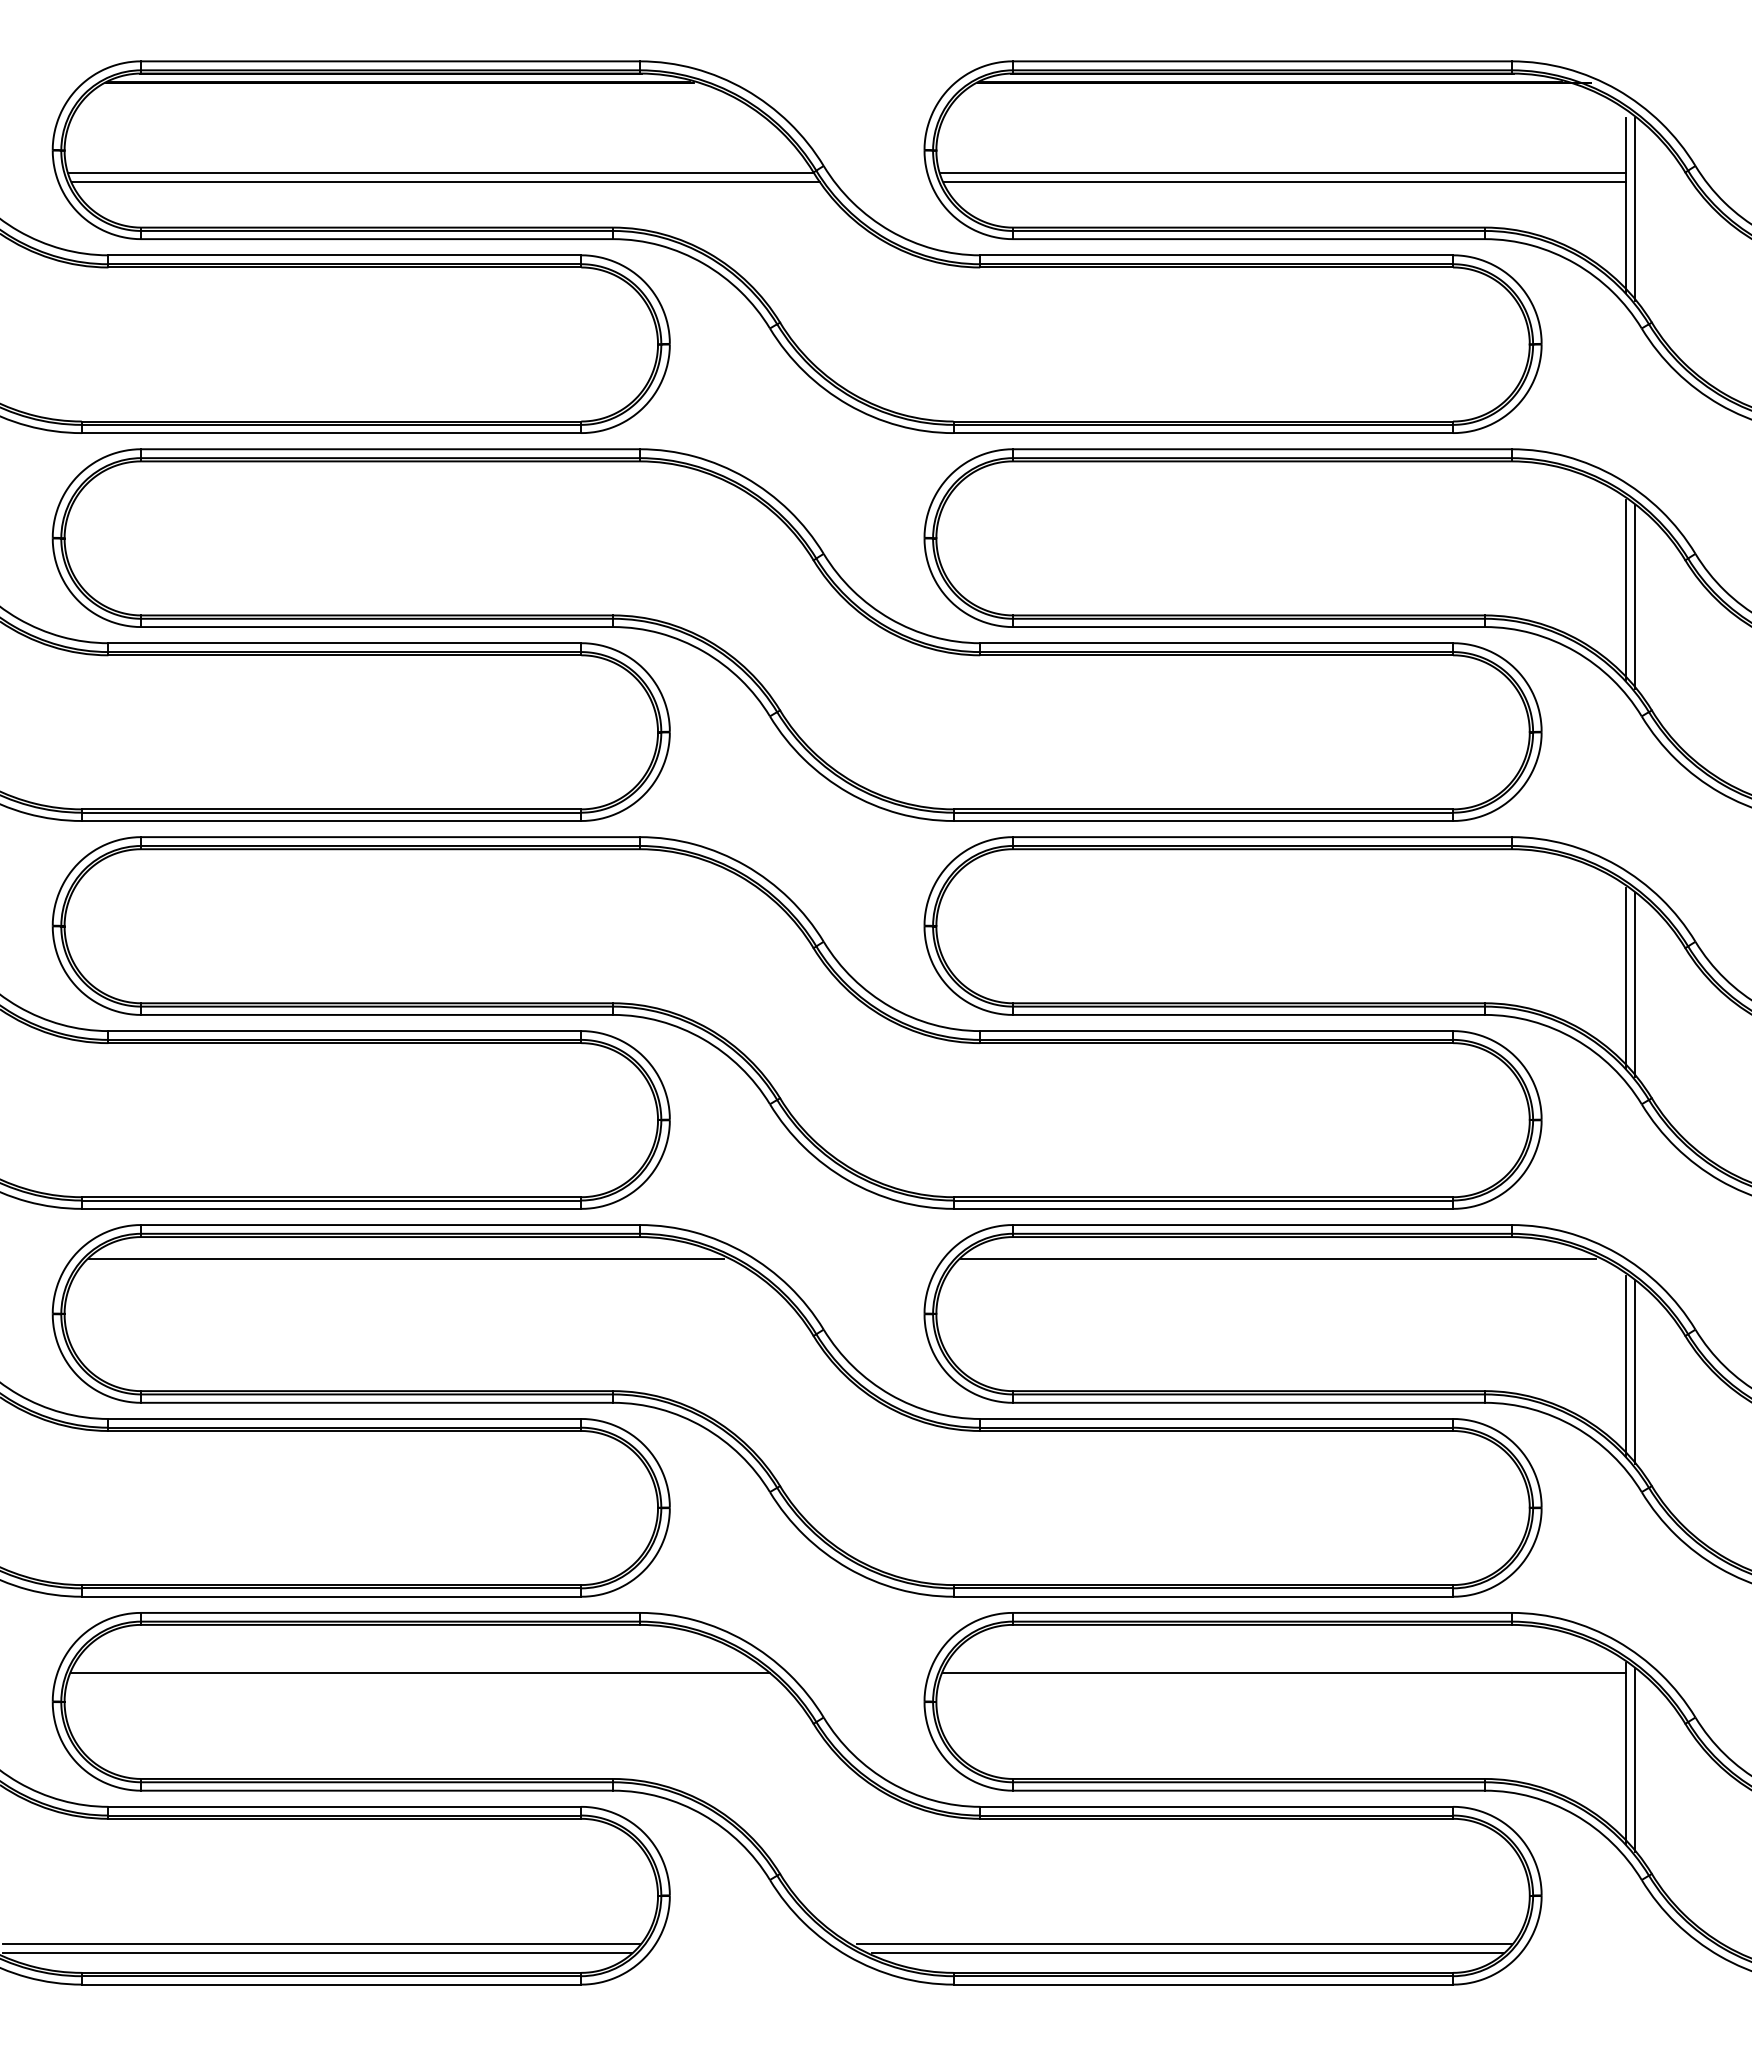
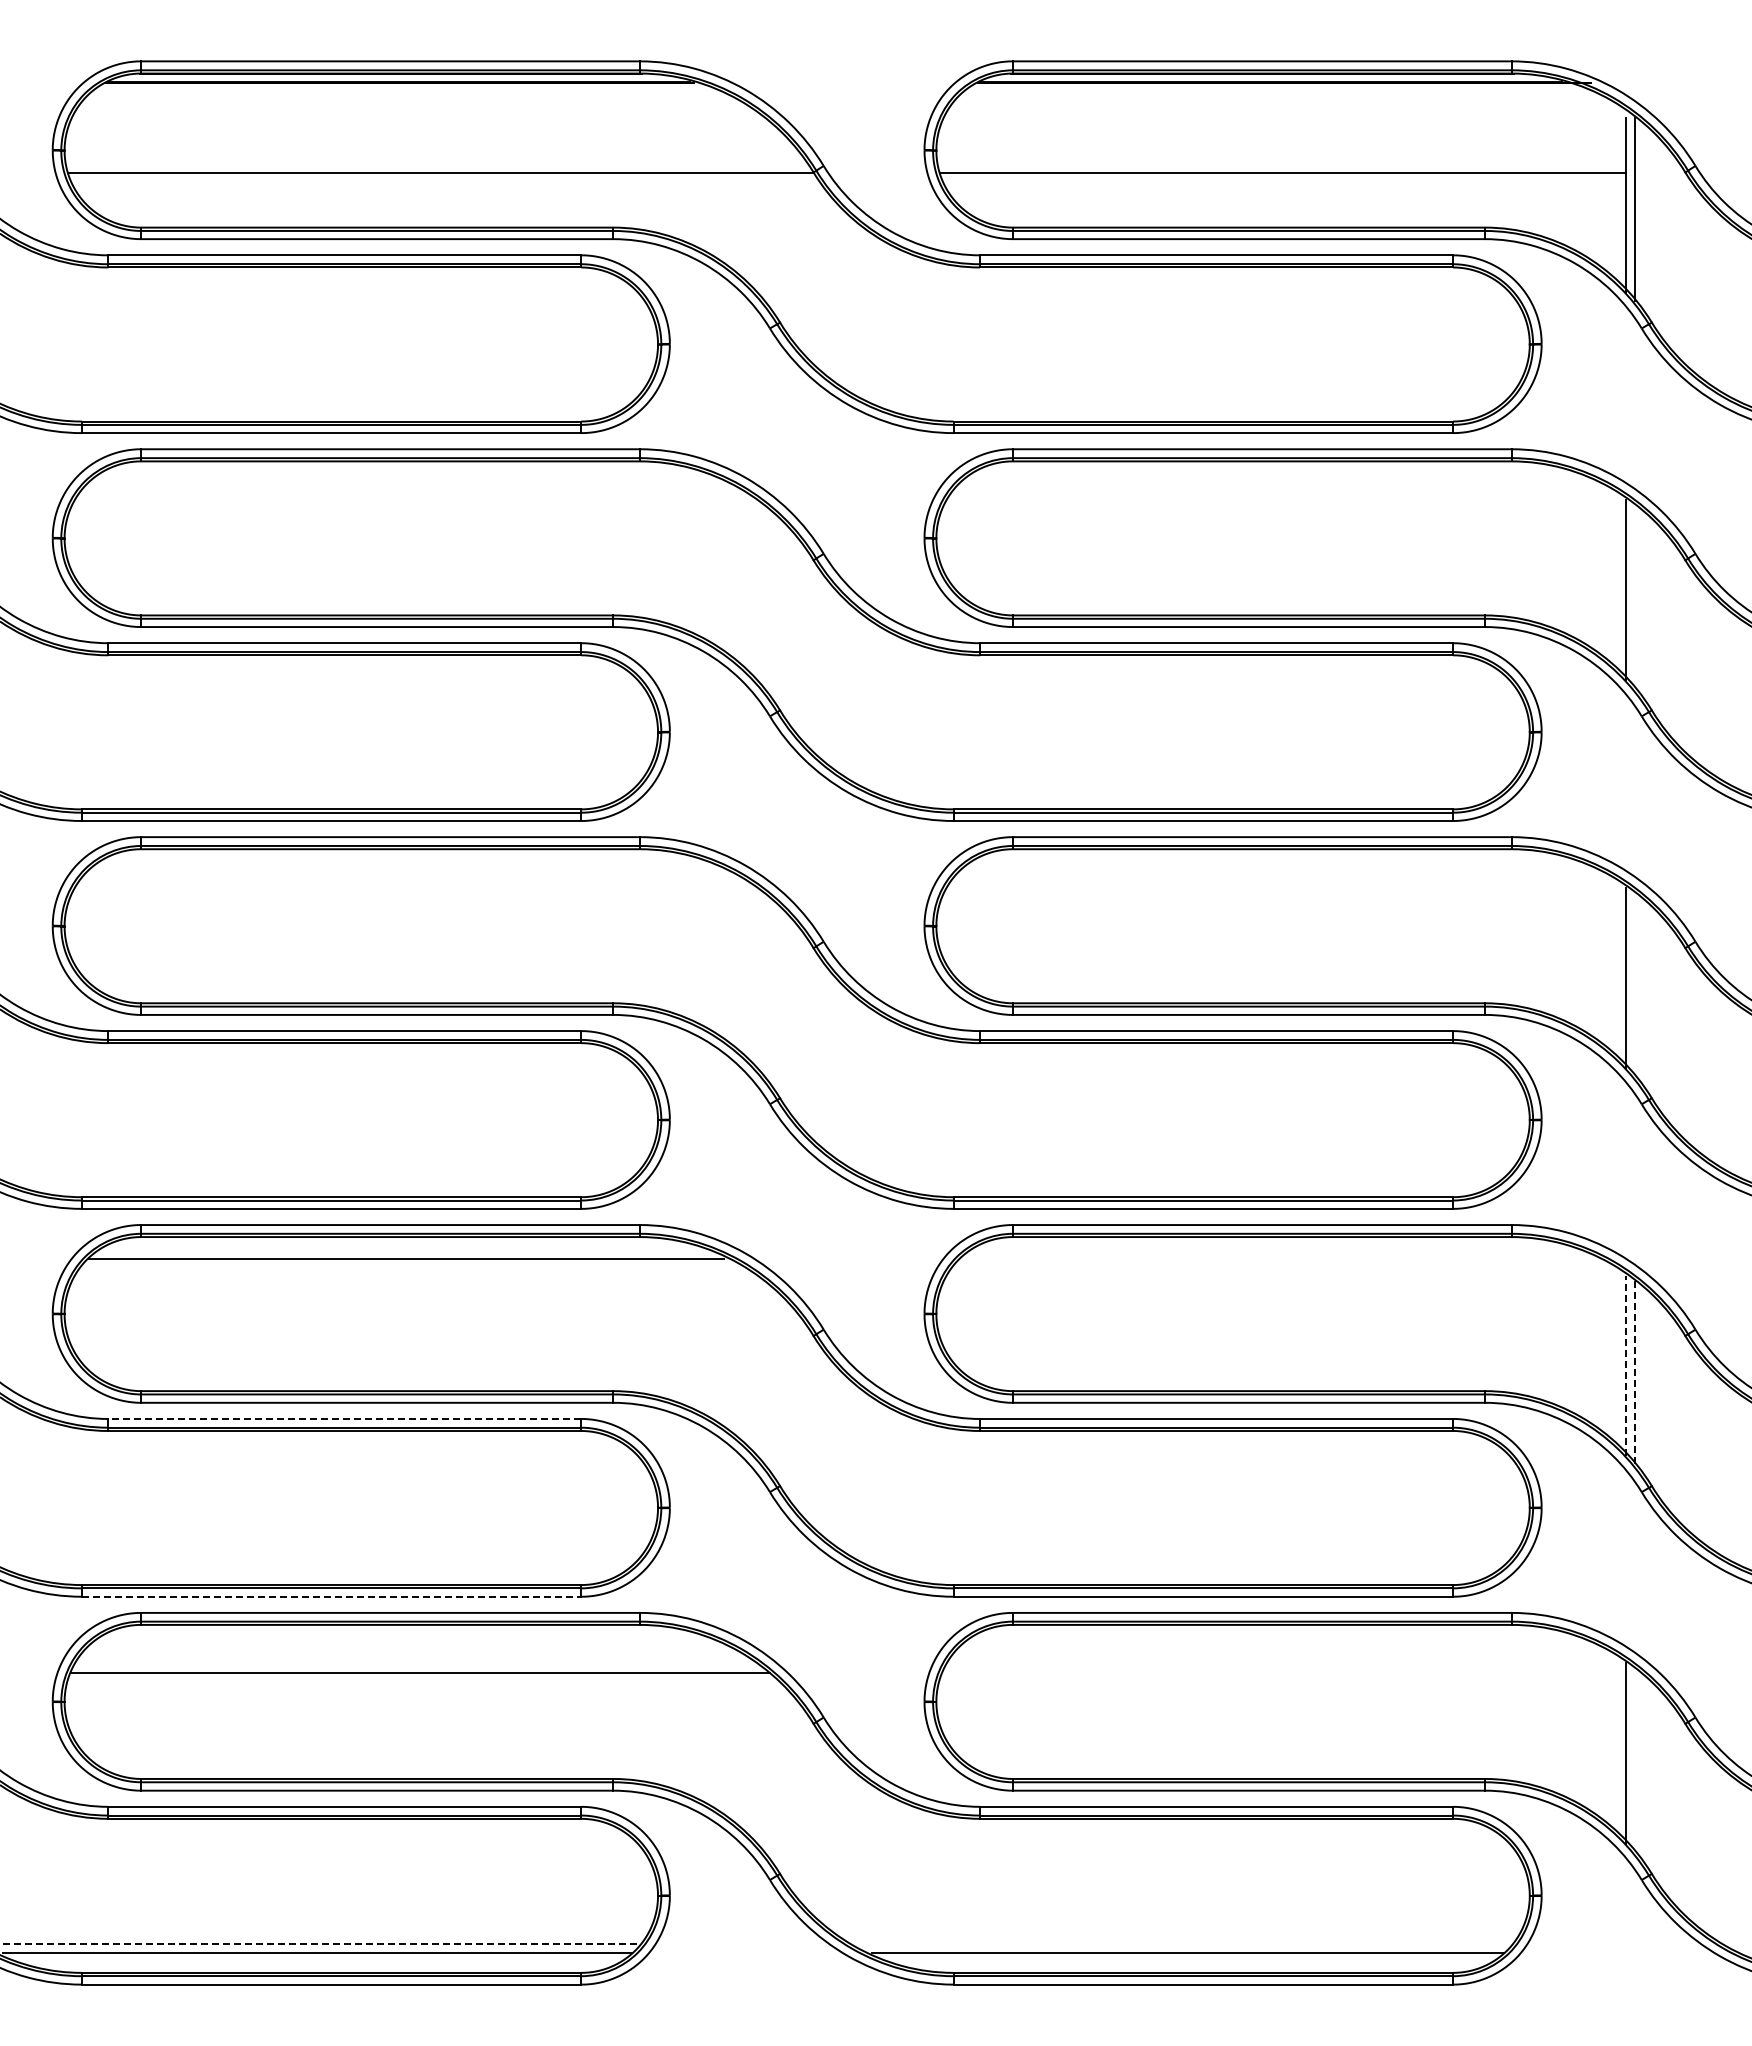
line: present -> none (445, 182)
line: present -> none (1284, 182)
line: present -> none (1634, 596)
line: present -> none (1634, 984)
line: present -> none (1278, 1258)
line: solid -> dashed (1625, 1365)
line: solid -> dashed (1634, 1372)
line: solid -> dashed (344, 1418)
line: solid -> dashed (331, 1596)
line: present -> none (1284, 1673)
line: present -> none (1634, 1760)
line: solid -> dashed (321, 1944)
line: present -> none (1183, 1944)
